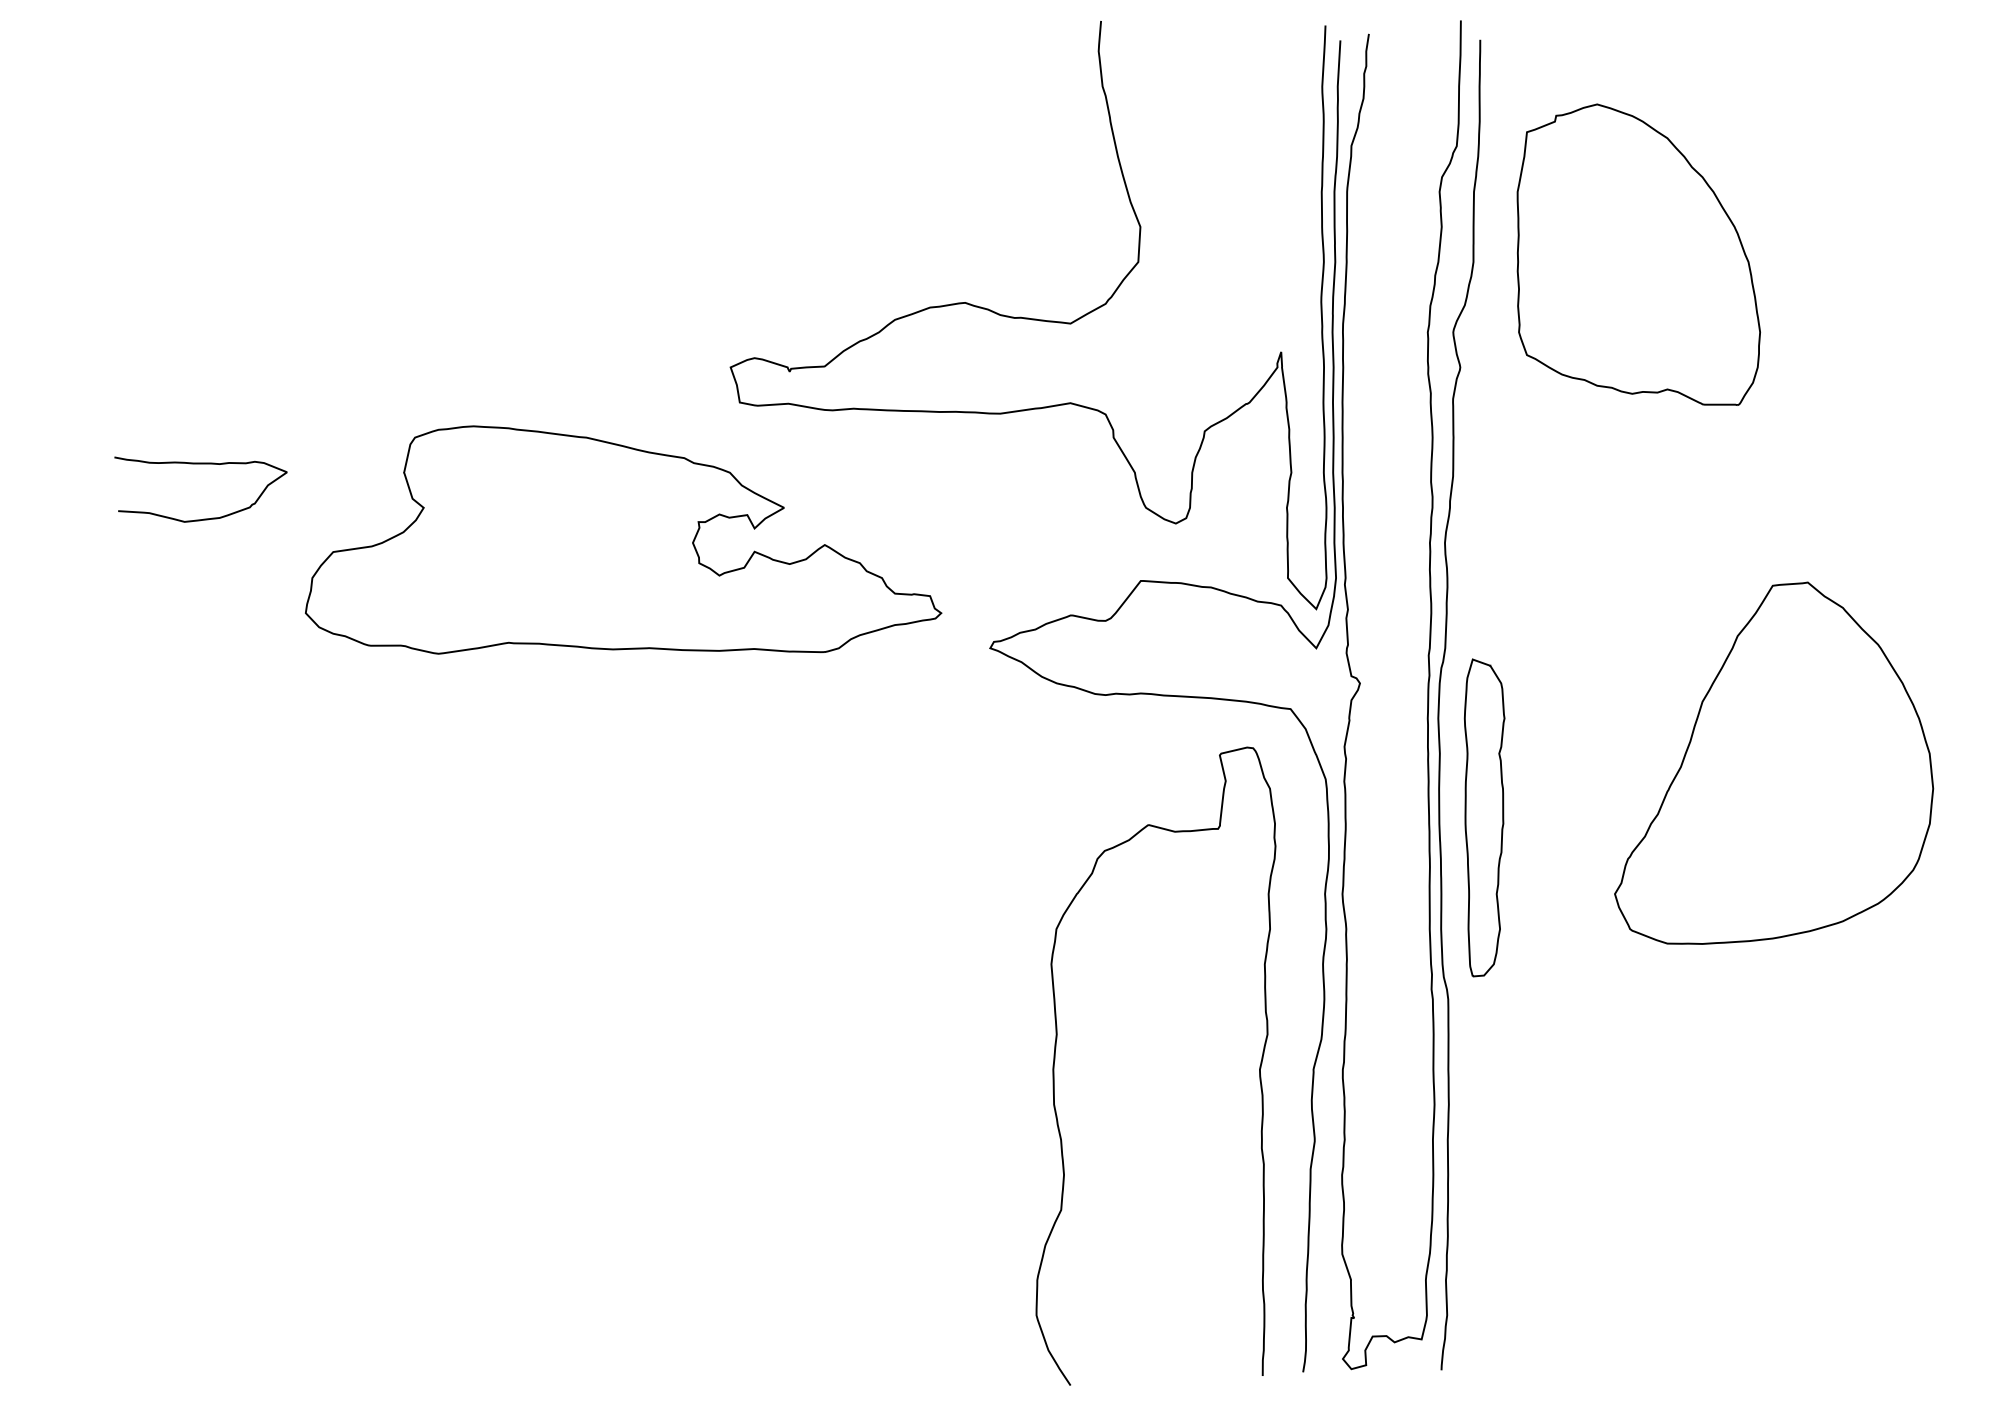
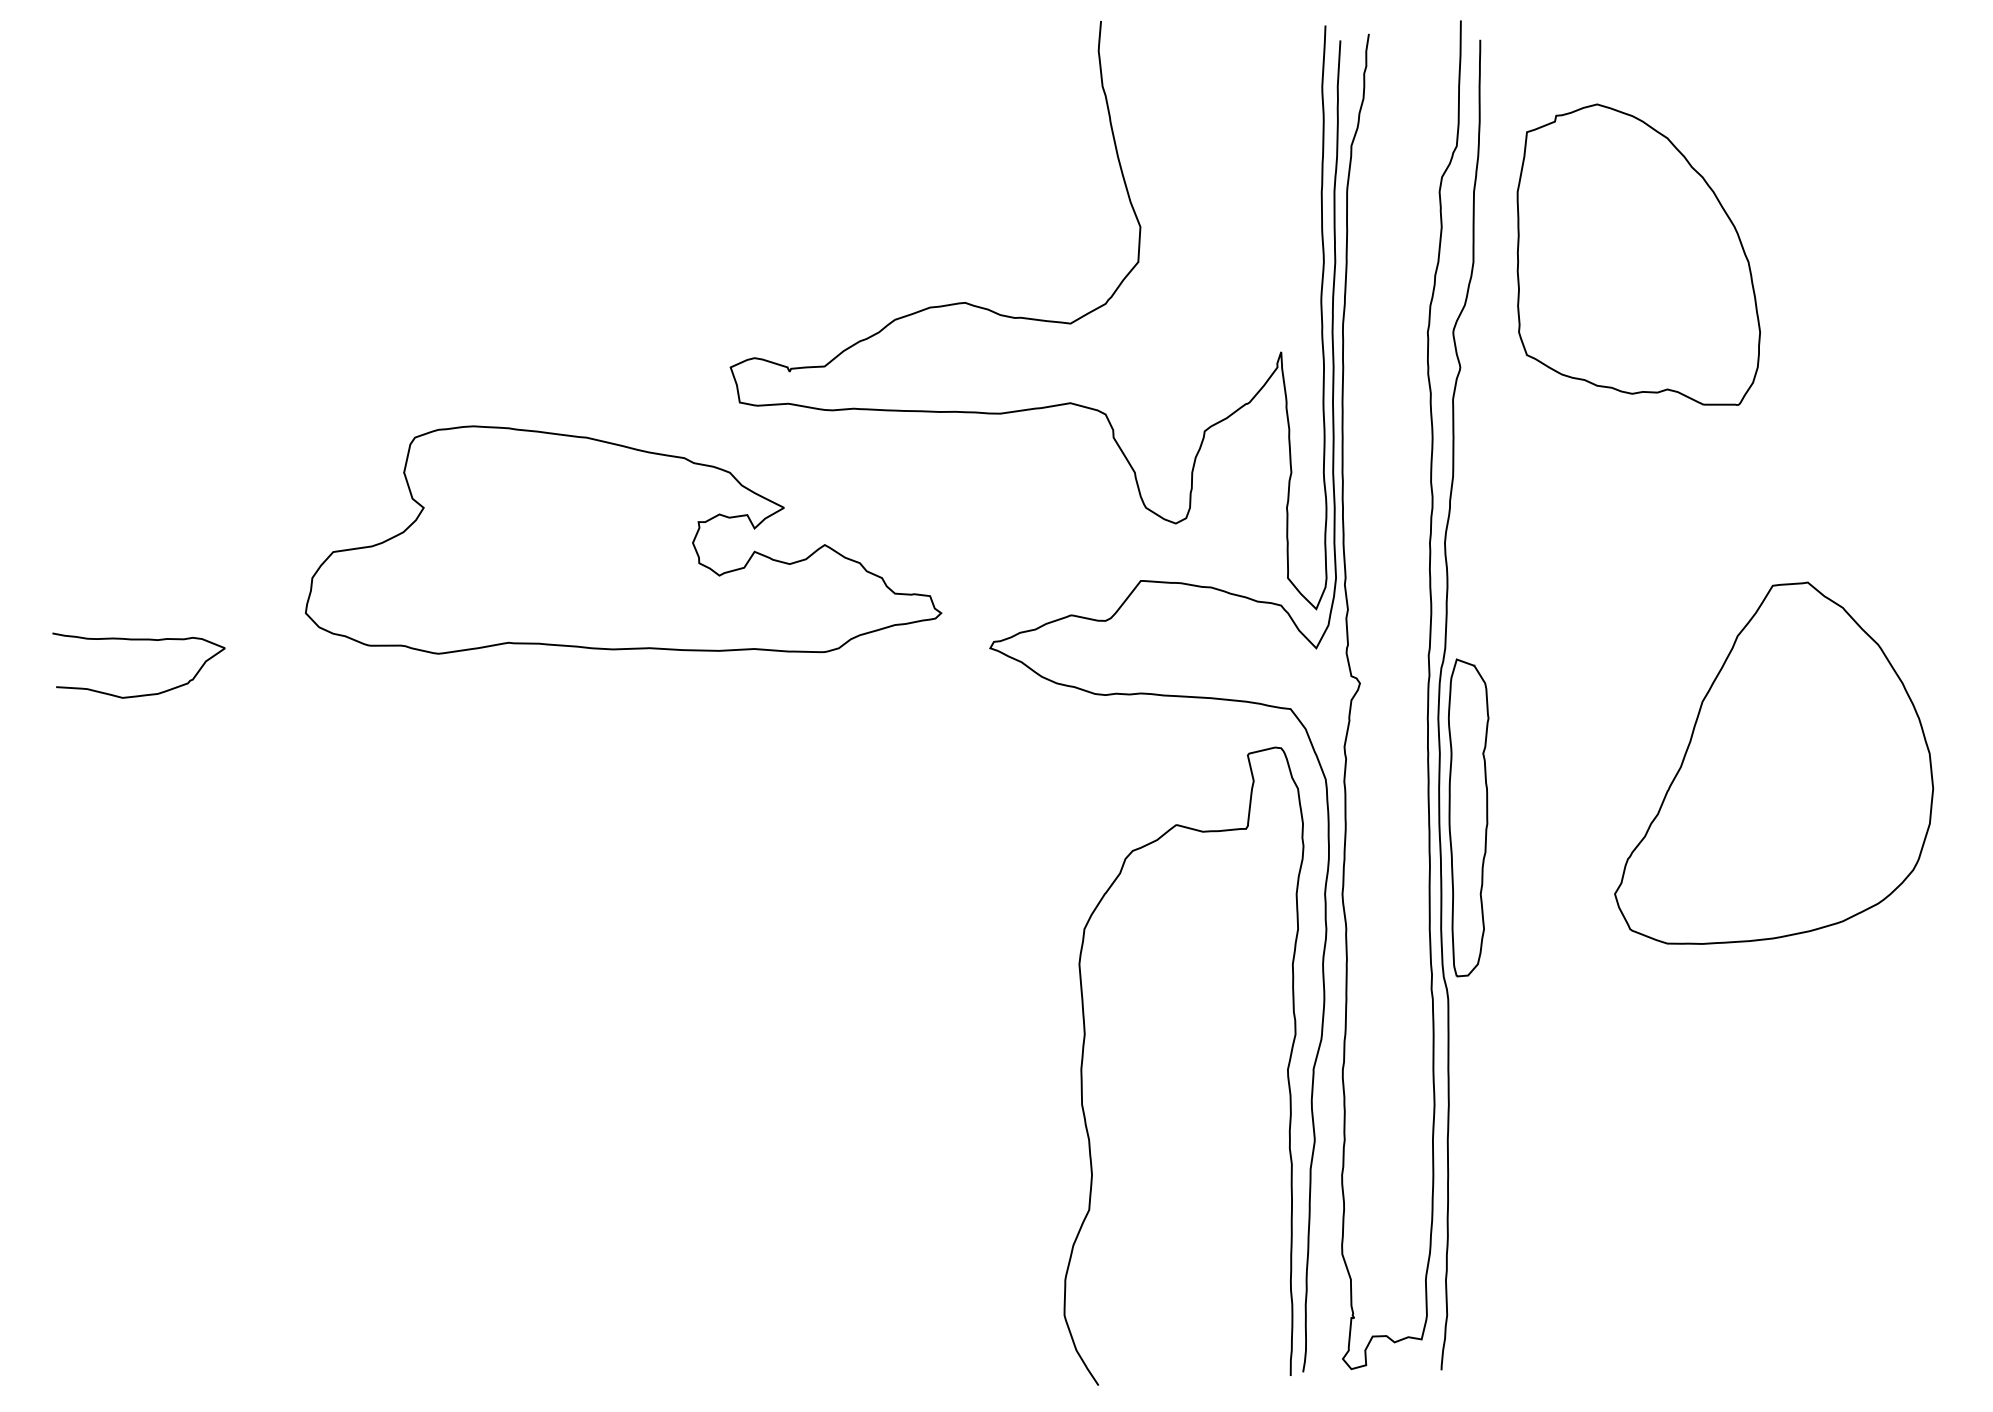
curve position: (200, 464) -> (138, 640) (138, 640)
part position: (1484, 817) -> (1468, 817) (1468, 817)
curve position: (1055, 1060) -> (1083, 1060) (1083, 1060)
